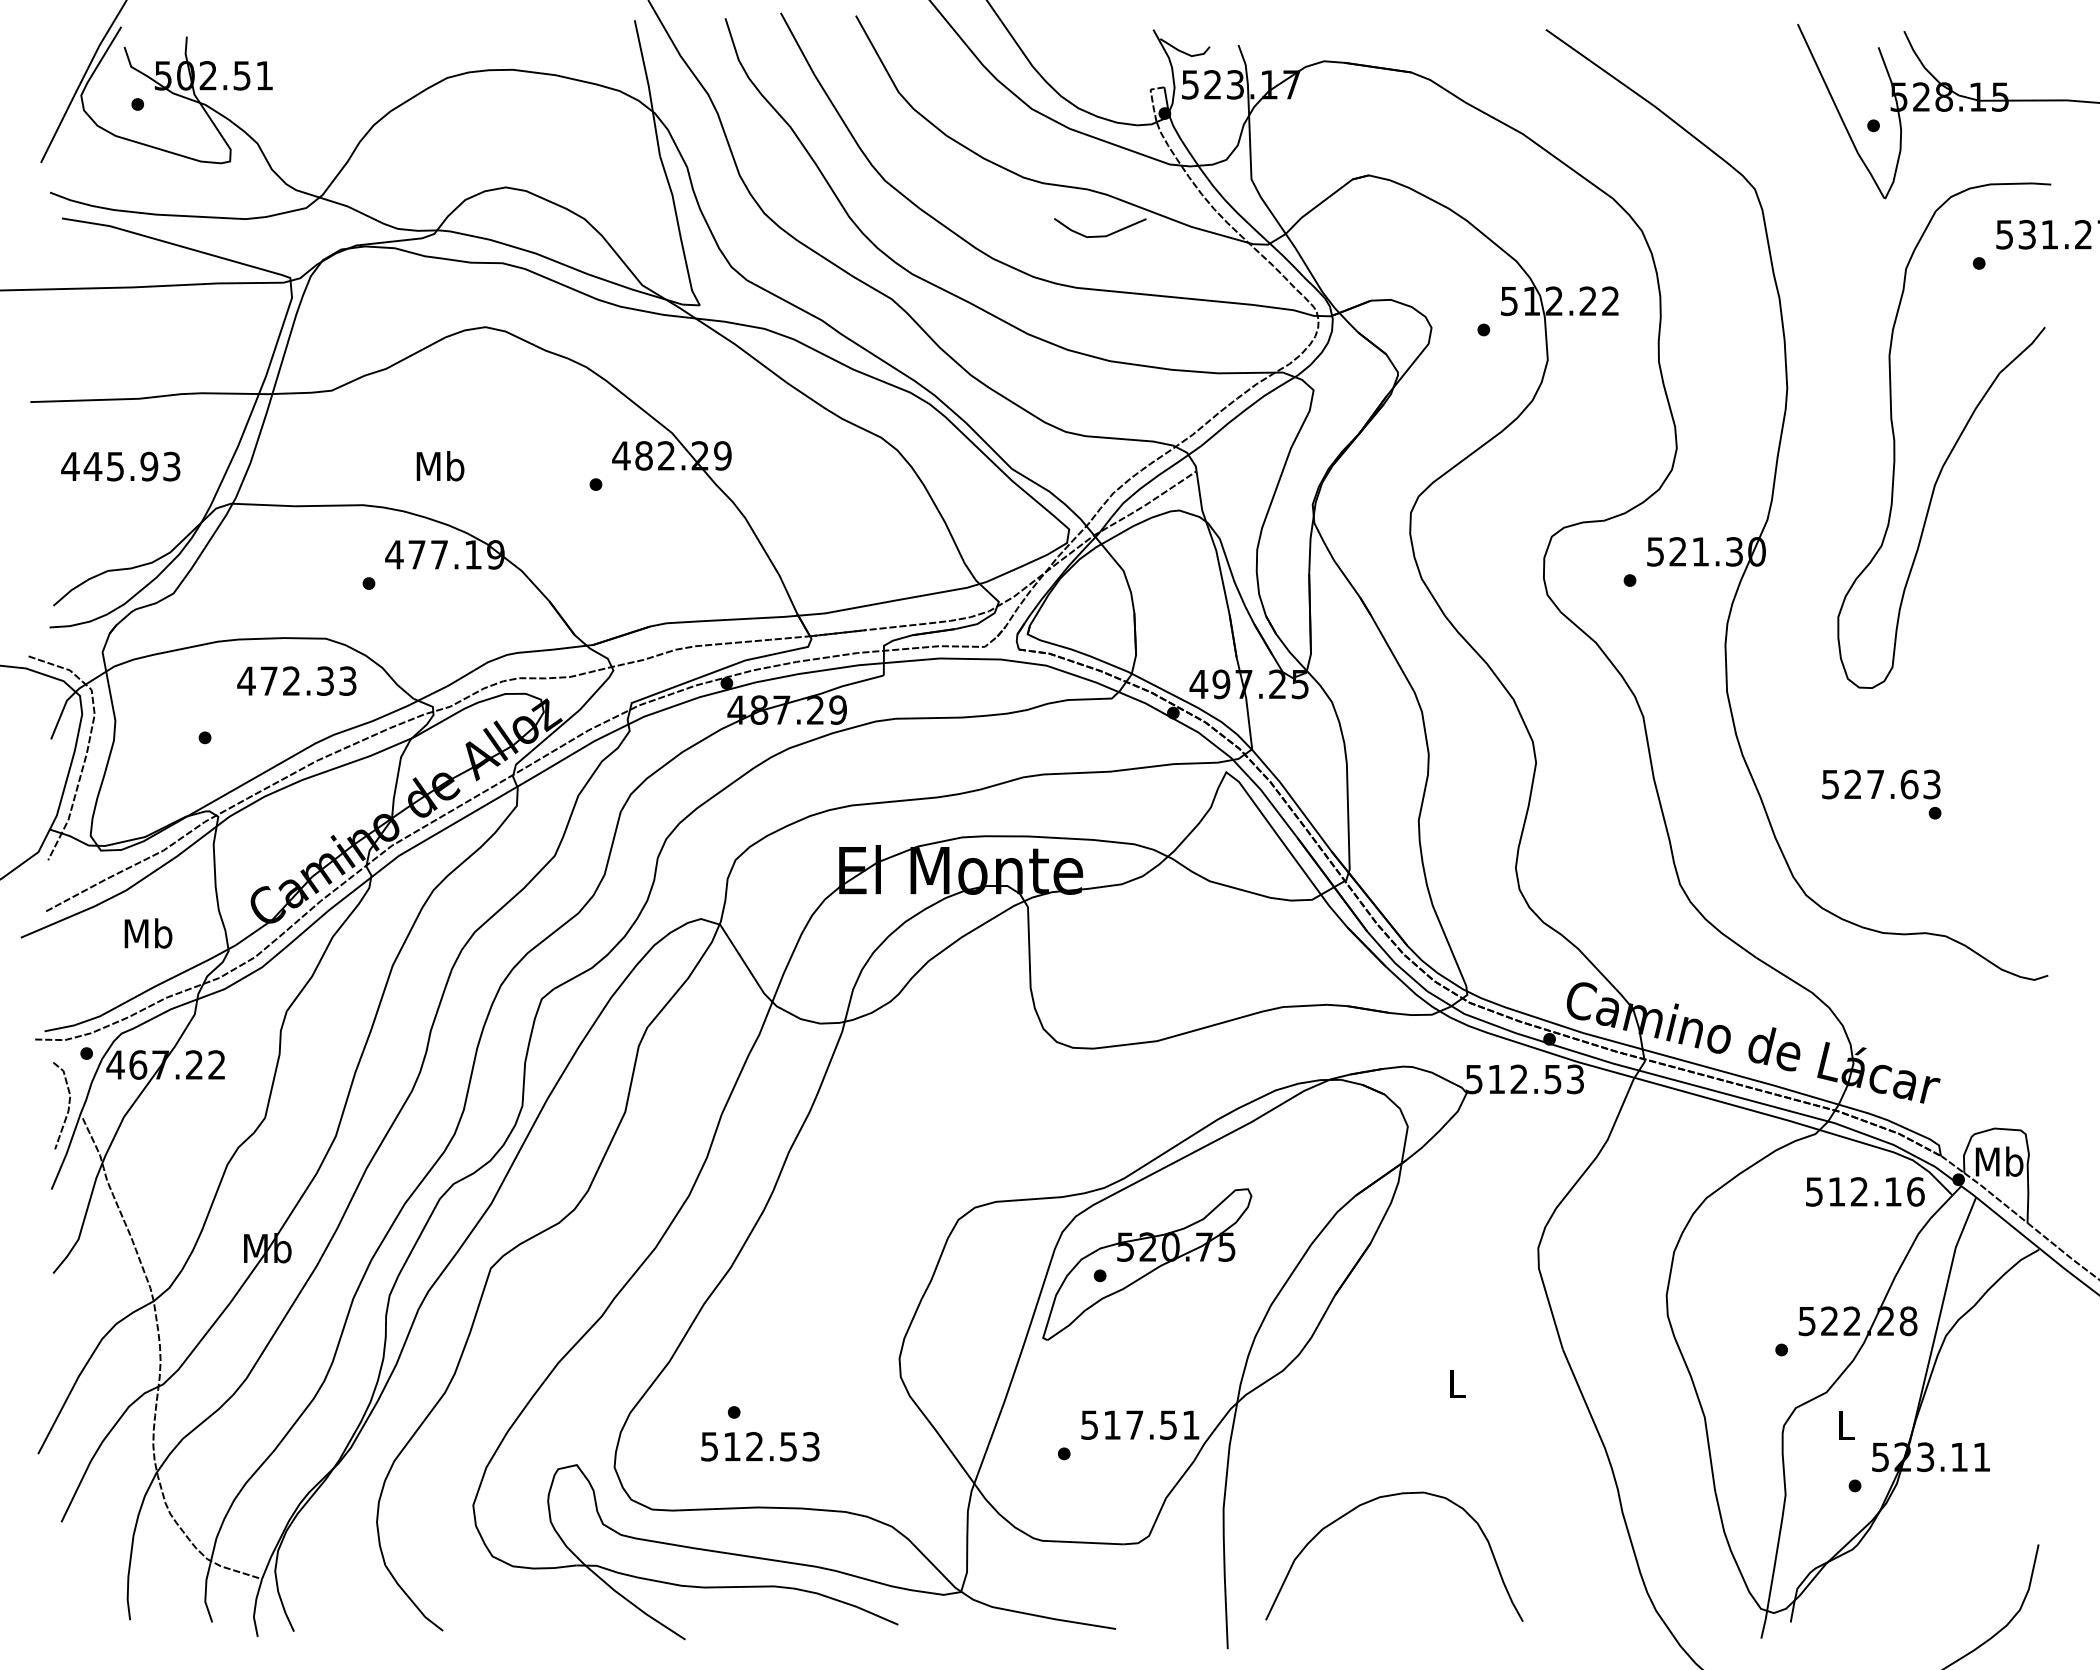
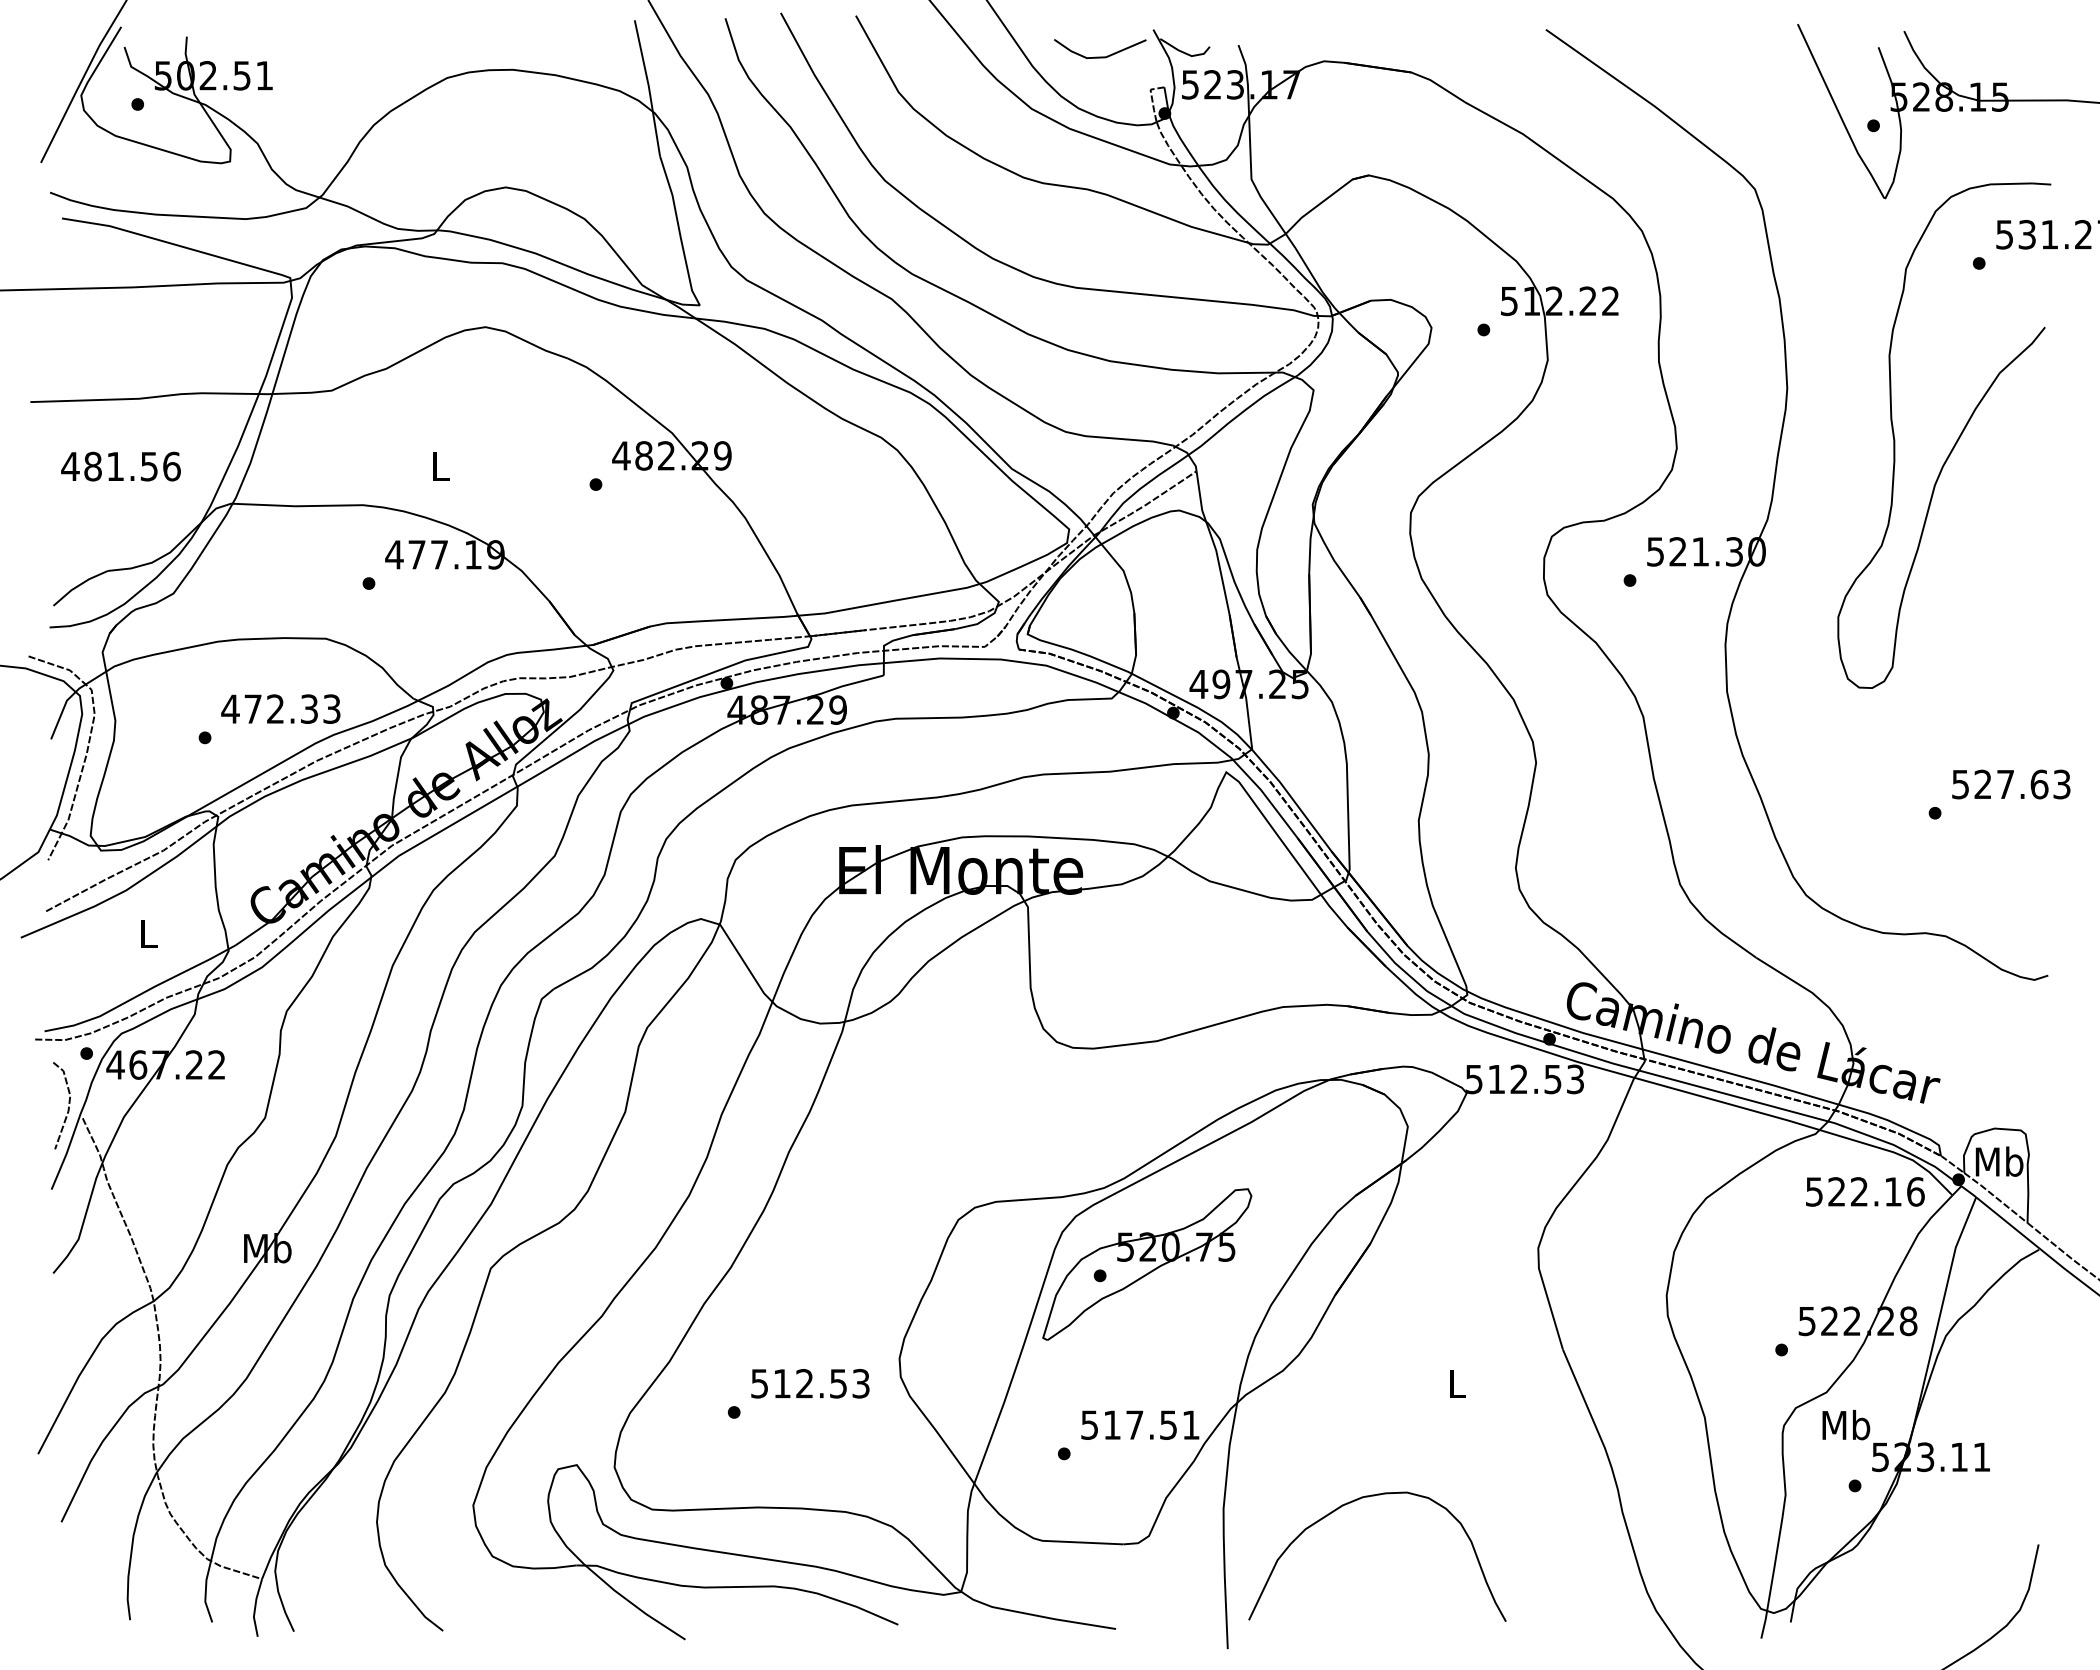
line position: (1100, 235) -> (1100, 56) (1100, 56)
text: 445.93 -> 481.56 (131, 466)
text: Mb -> L (440, 466)
text position: (296, 680) -> (280, 708) (280, 708)
text position: (1881, 784) -> (2011, 784) (2011, 784)
text: Mb -> L (148, 933)
text: 512.16 -> 522.16 (1836, 1191)
text: L -> Mb (1846, 1424)
text position: (760, 1446) -> (810, 1383) (810, 1383)
curve position: (1372, 1501) -> (1355, 1501) (1355, 1501)
